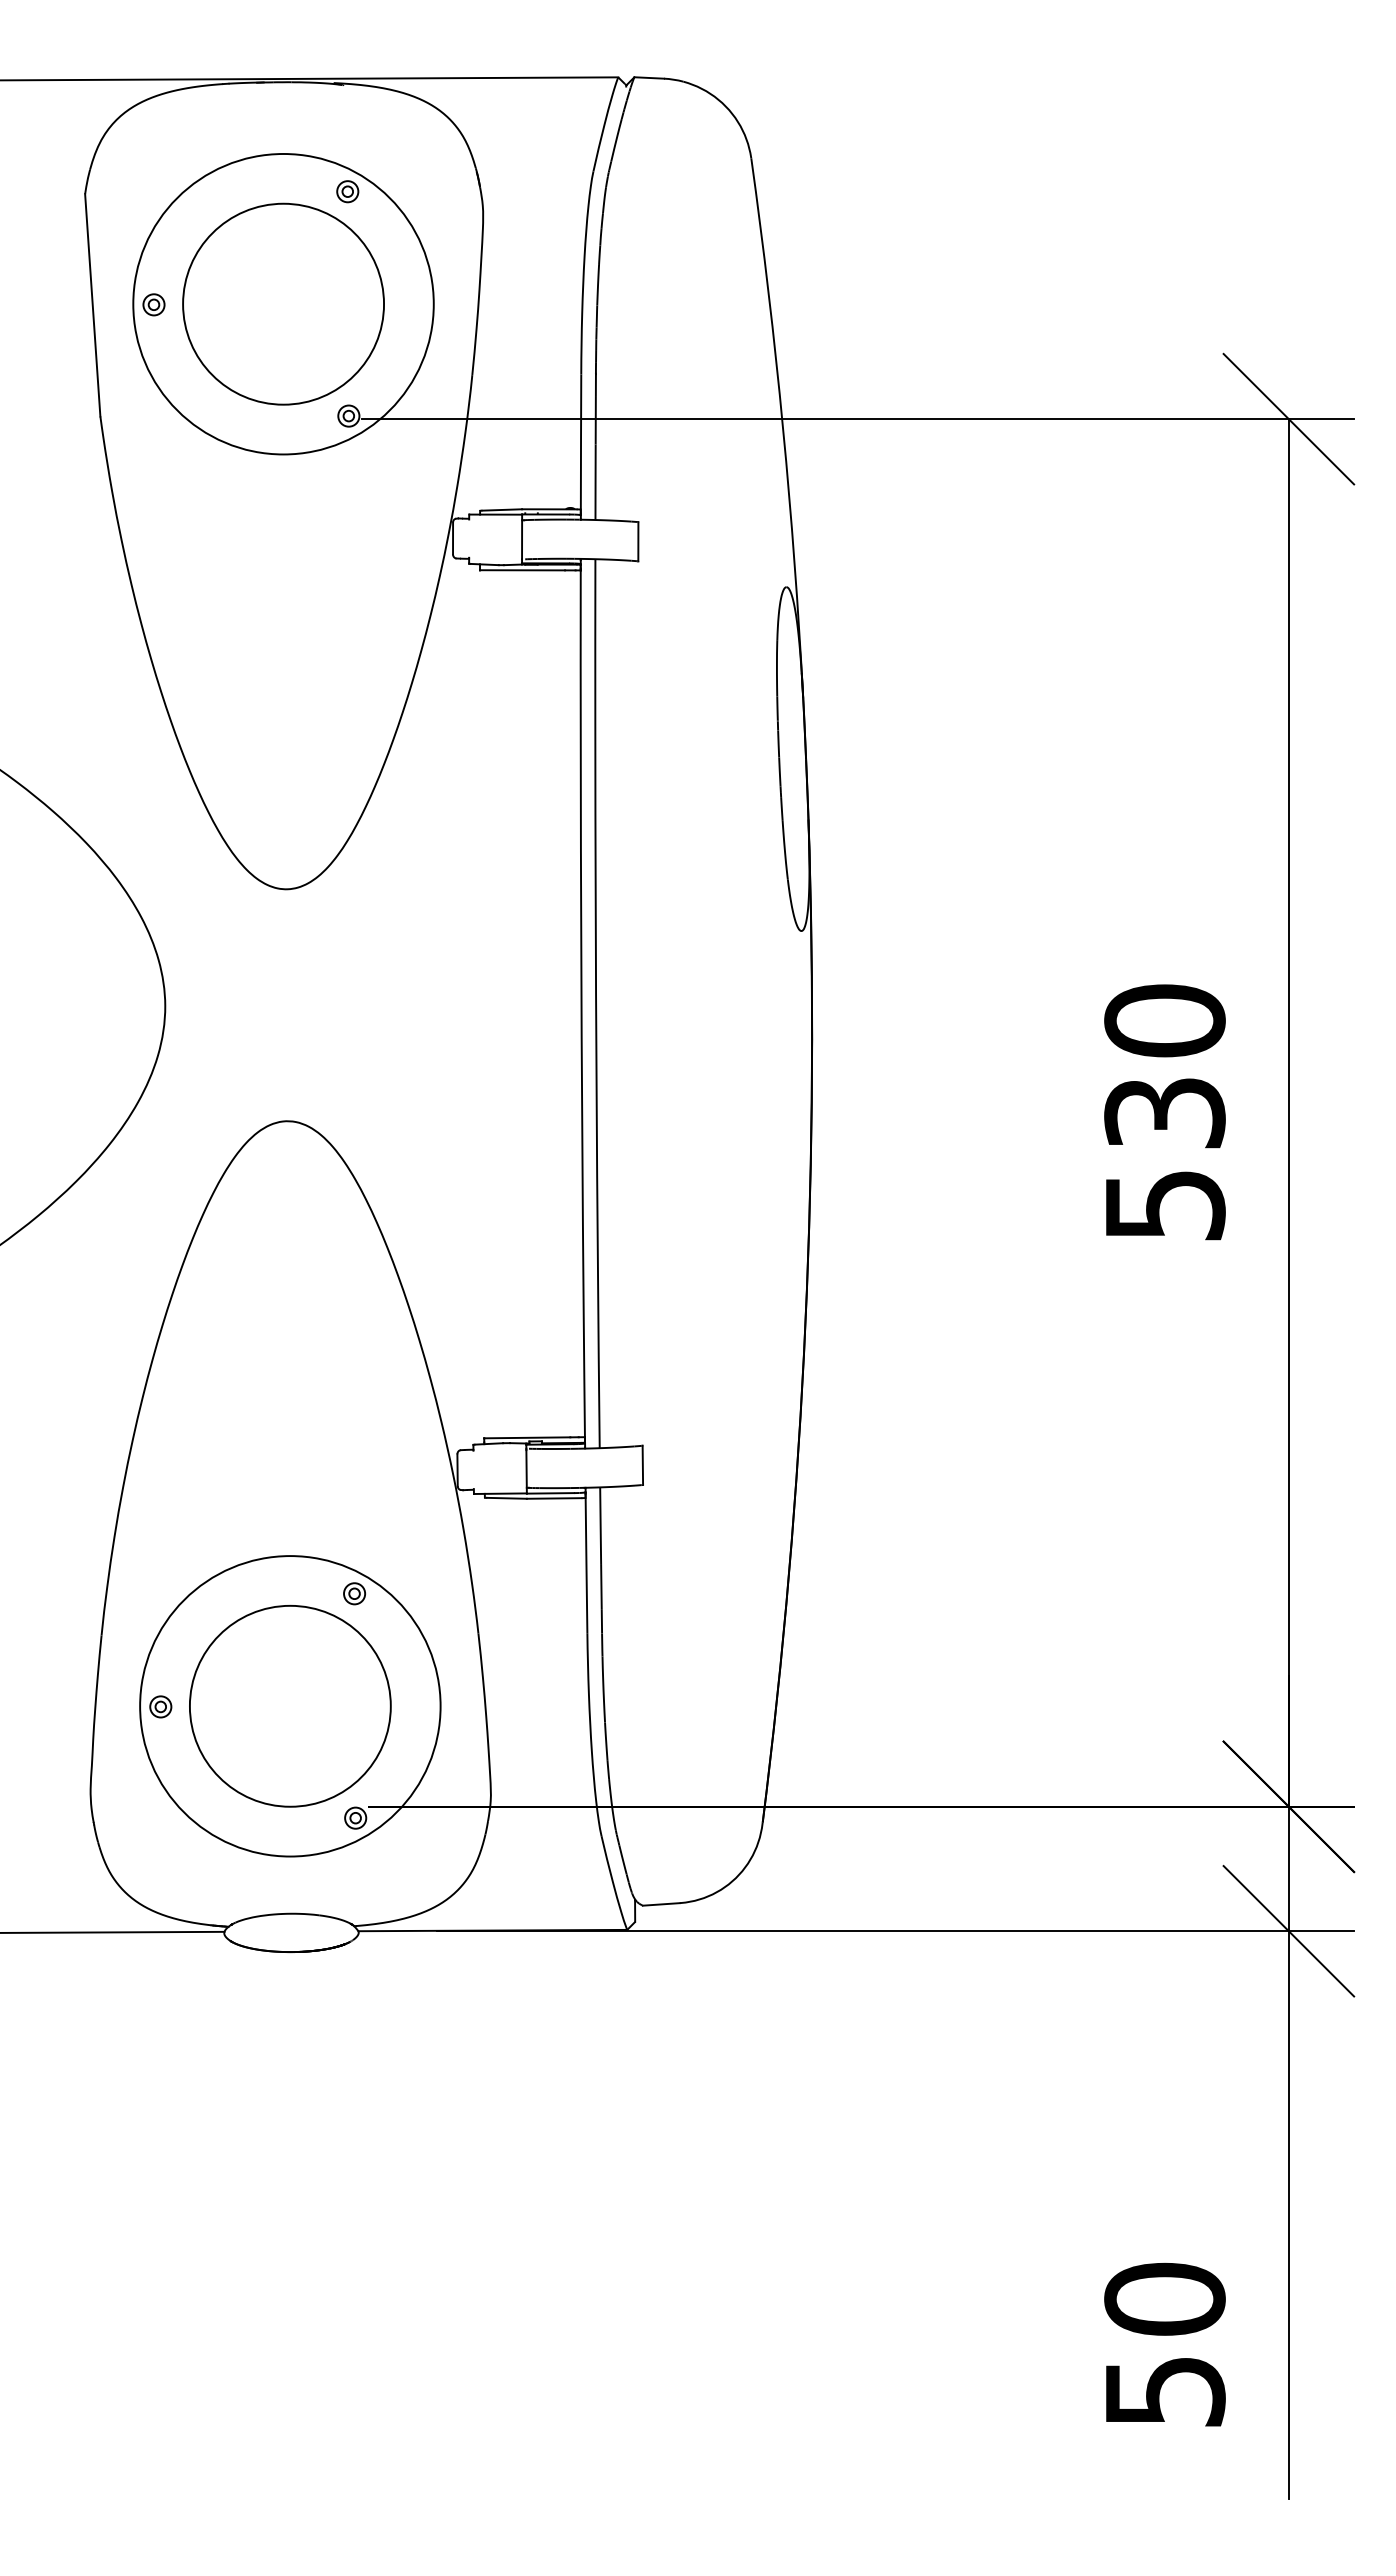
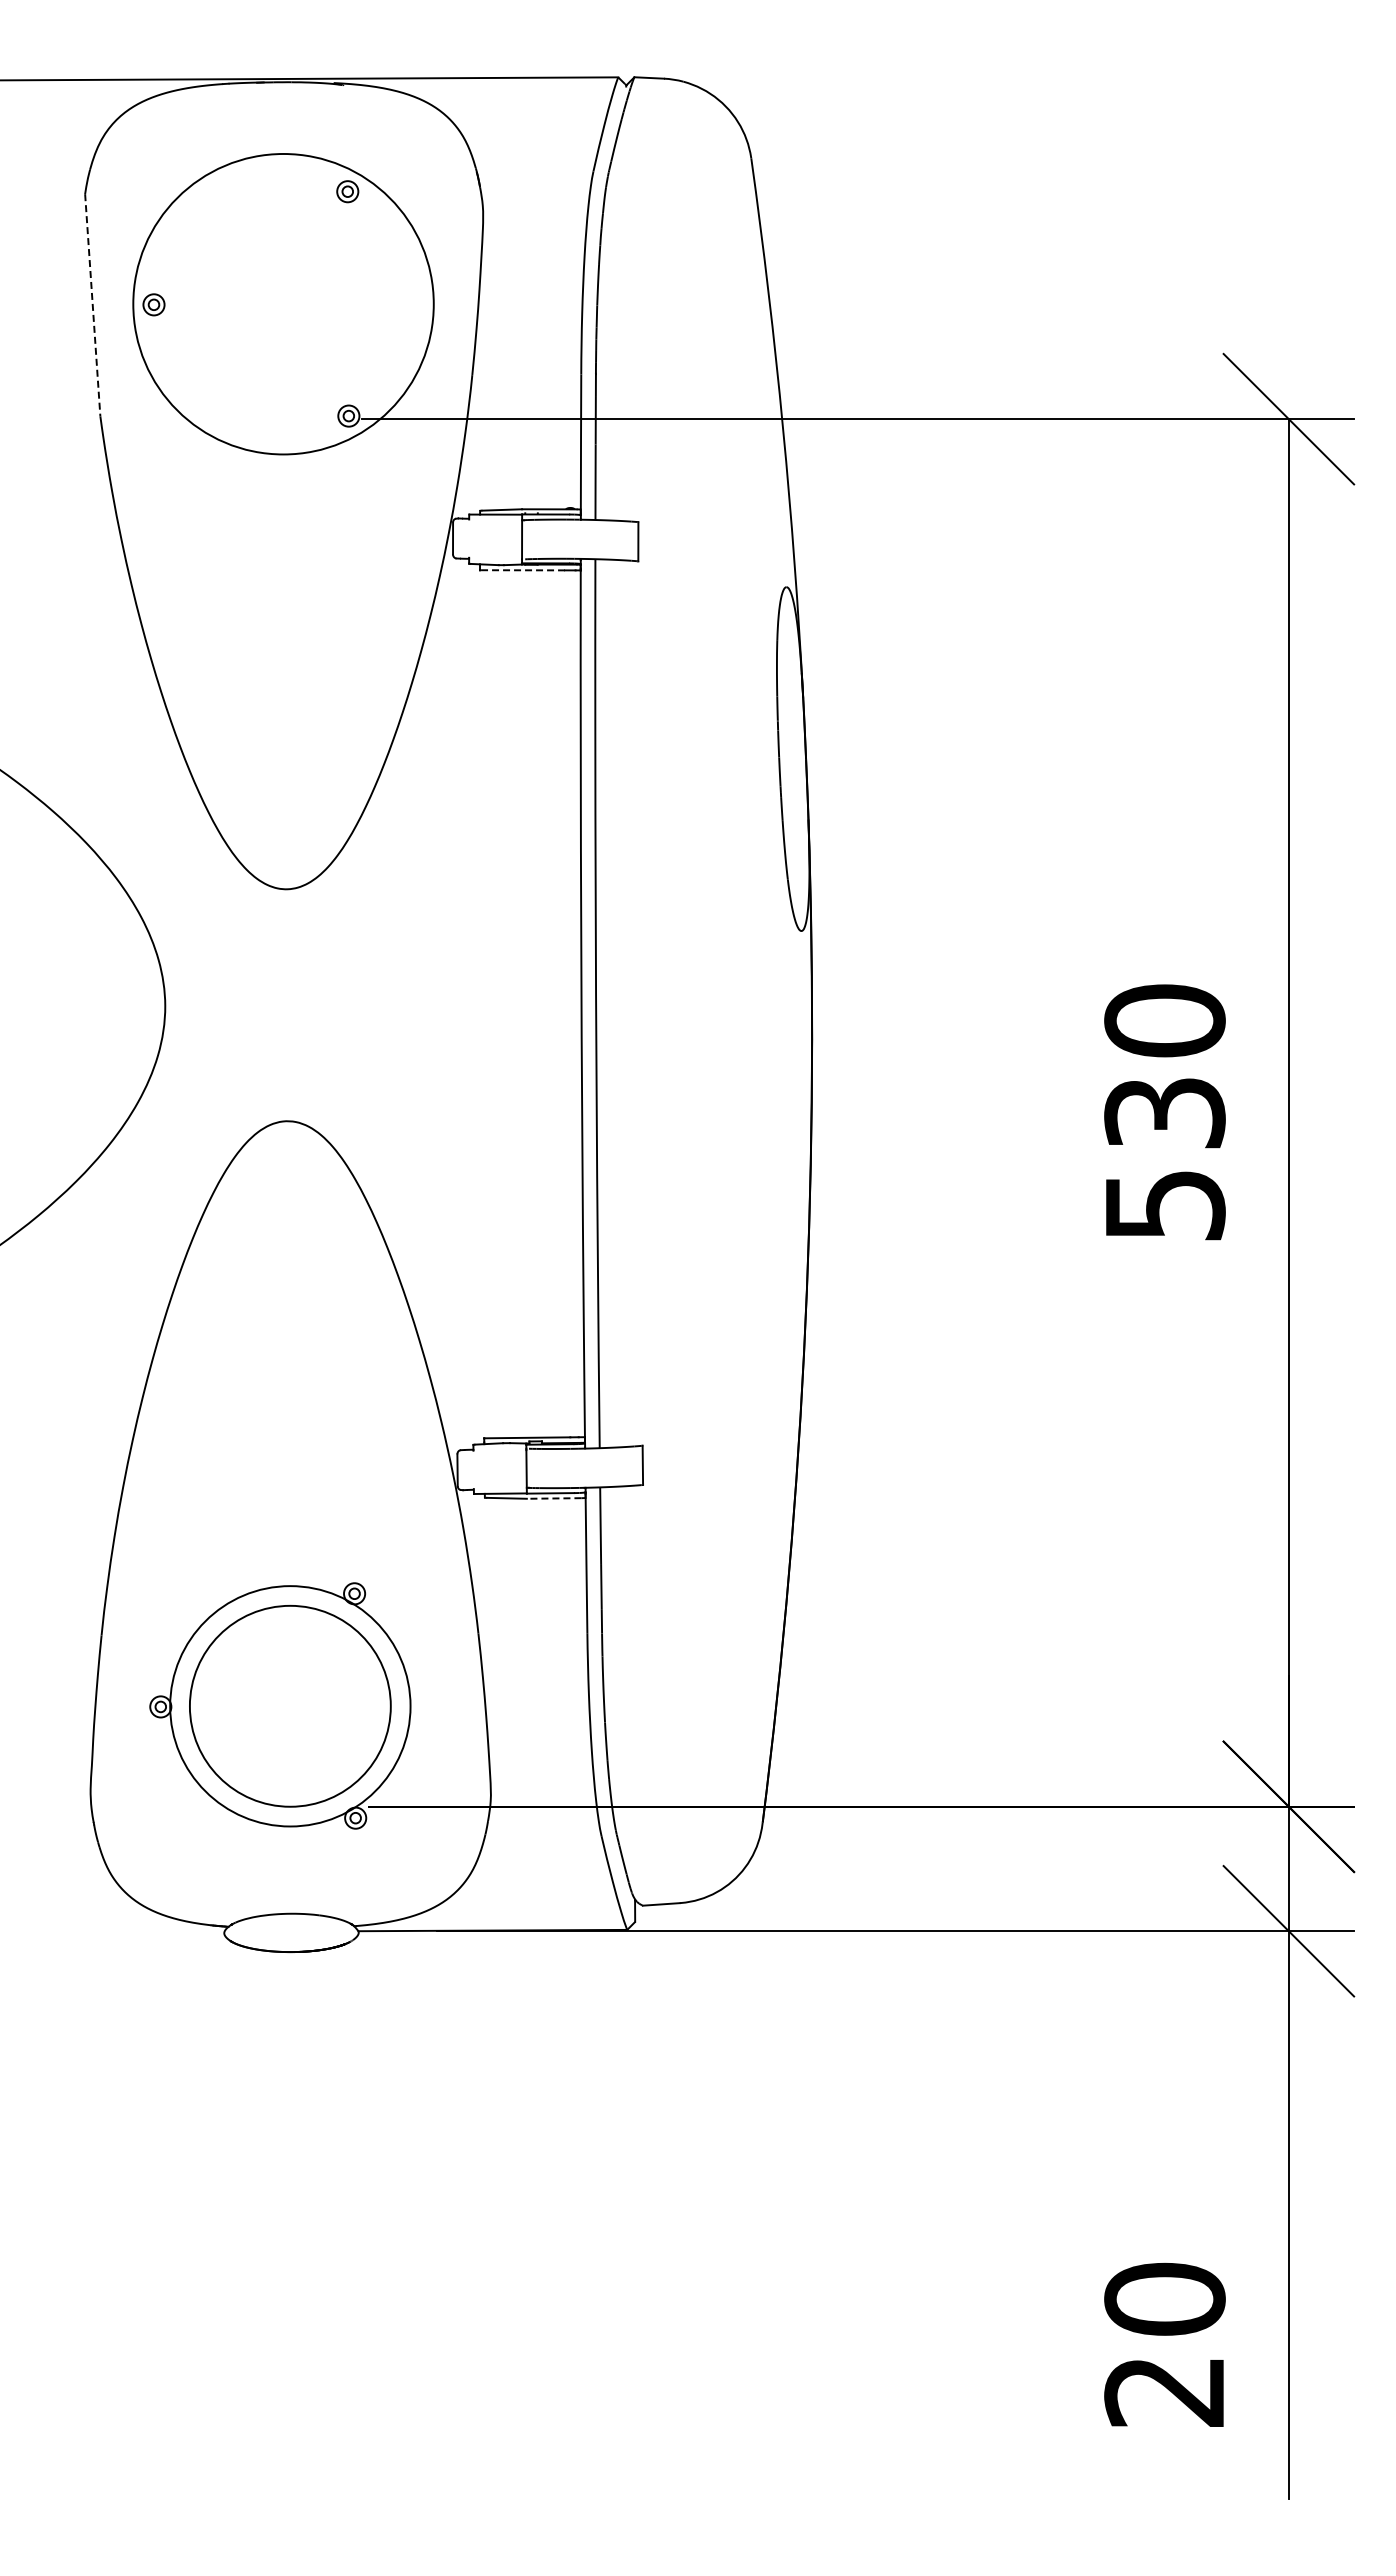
circle: present -> none (283, 303)
line: solid -> dashed (92, 305)
line: solid -> dashed (522, 570)
line: solid -> dashed (553, 1498)
circle diameter: 300 px -> 240 px (290, 1706)
line: present -> none (113, 1931)
text: 50 -> 20 (1164, 2392)
